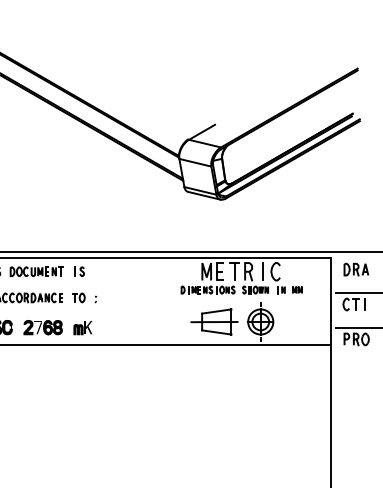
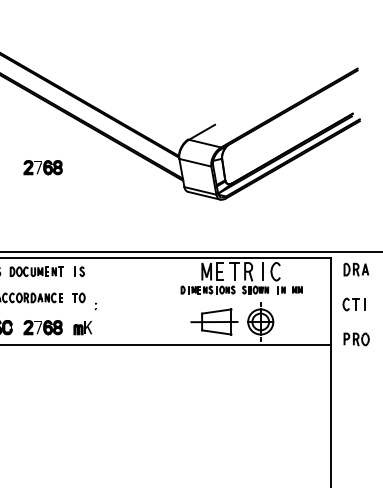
part: none -> present (42, 167)
line: present -> none (357, 292)
part position: (95, 299) -> (95, 306) (95, 306)
line: present -> none (357, 327)
